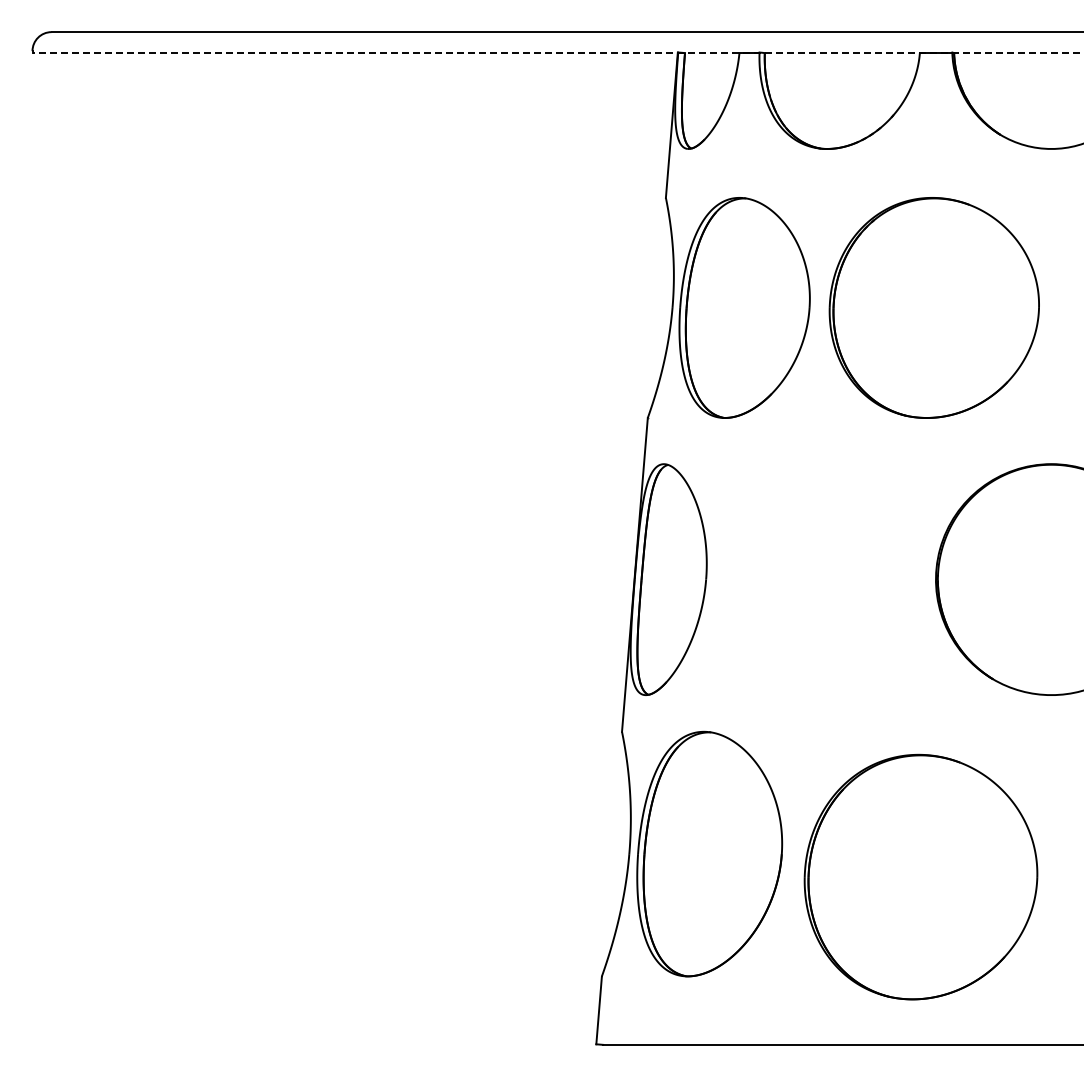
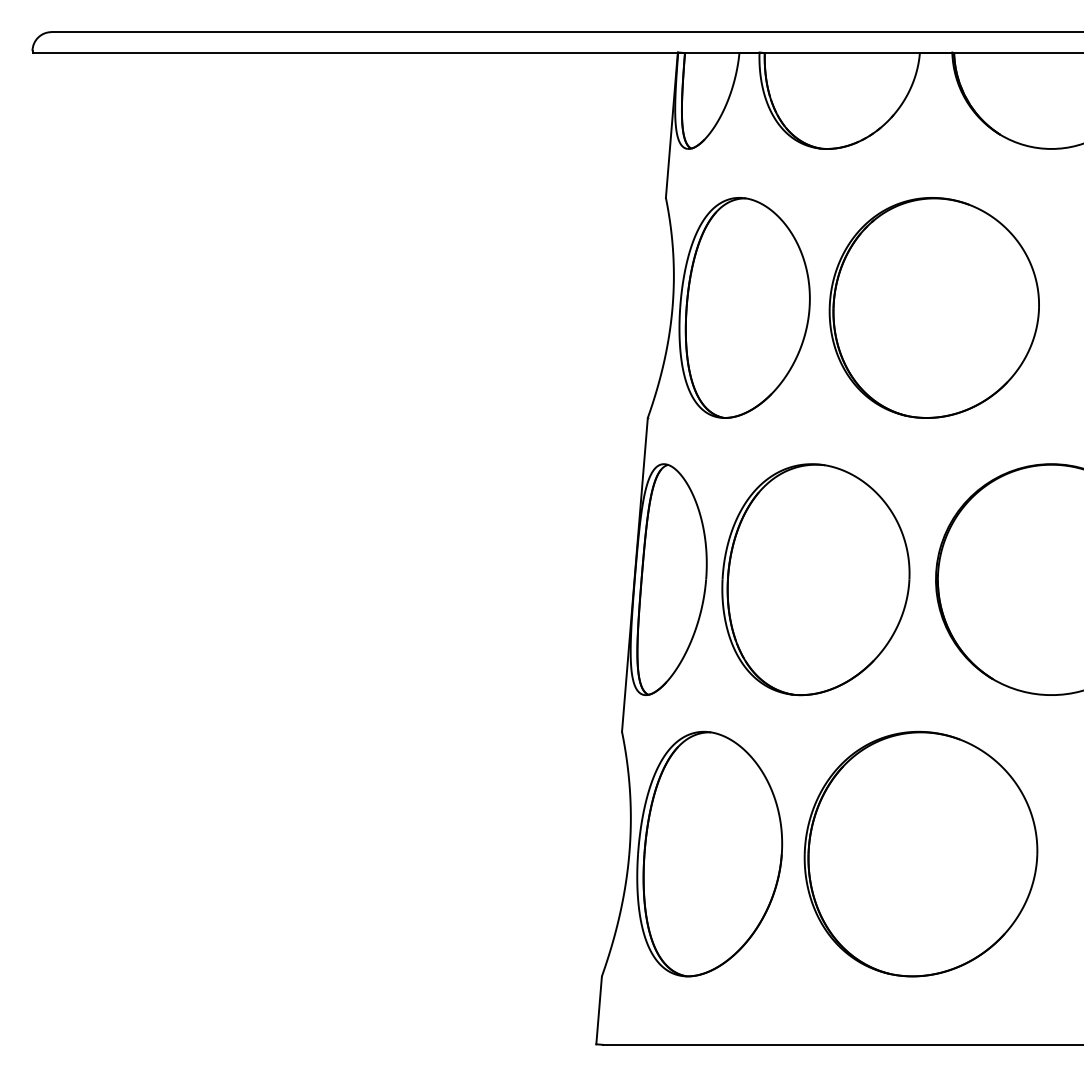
line: dashed -> solid (557, 52)
part: none -> present (815, 579)
part position: (920, 876) -> (920, 853) (920, 853)
